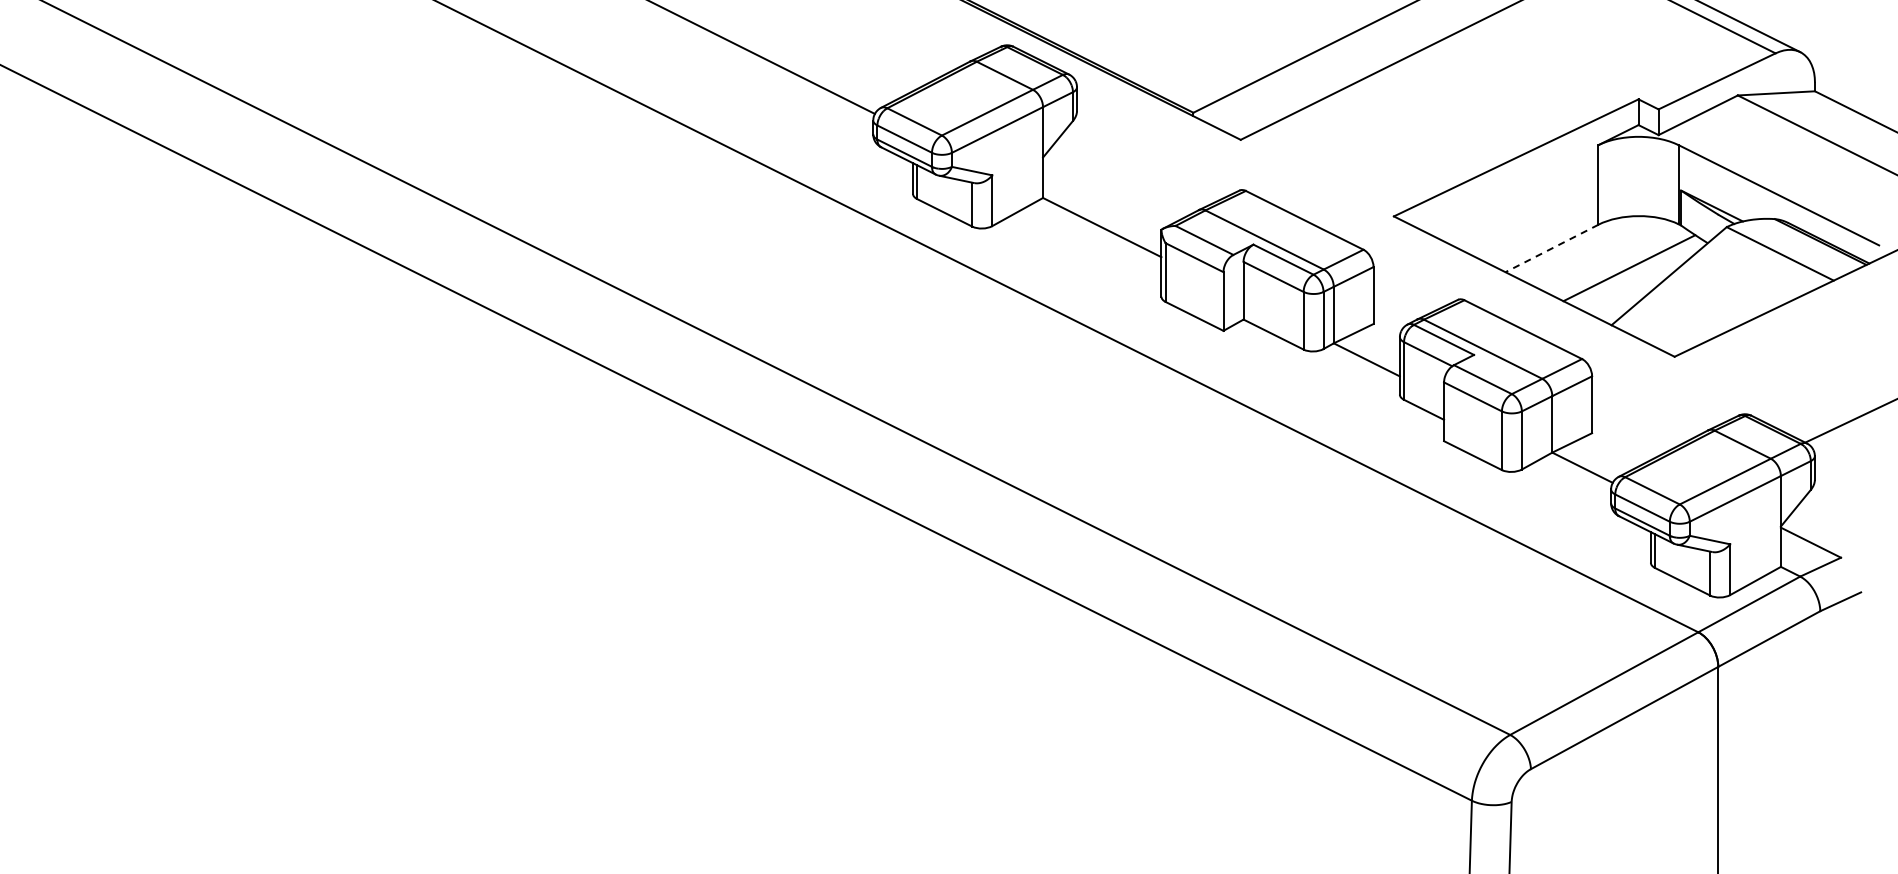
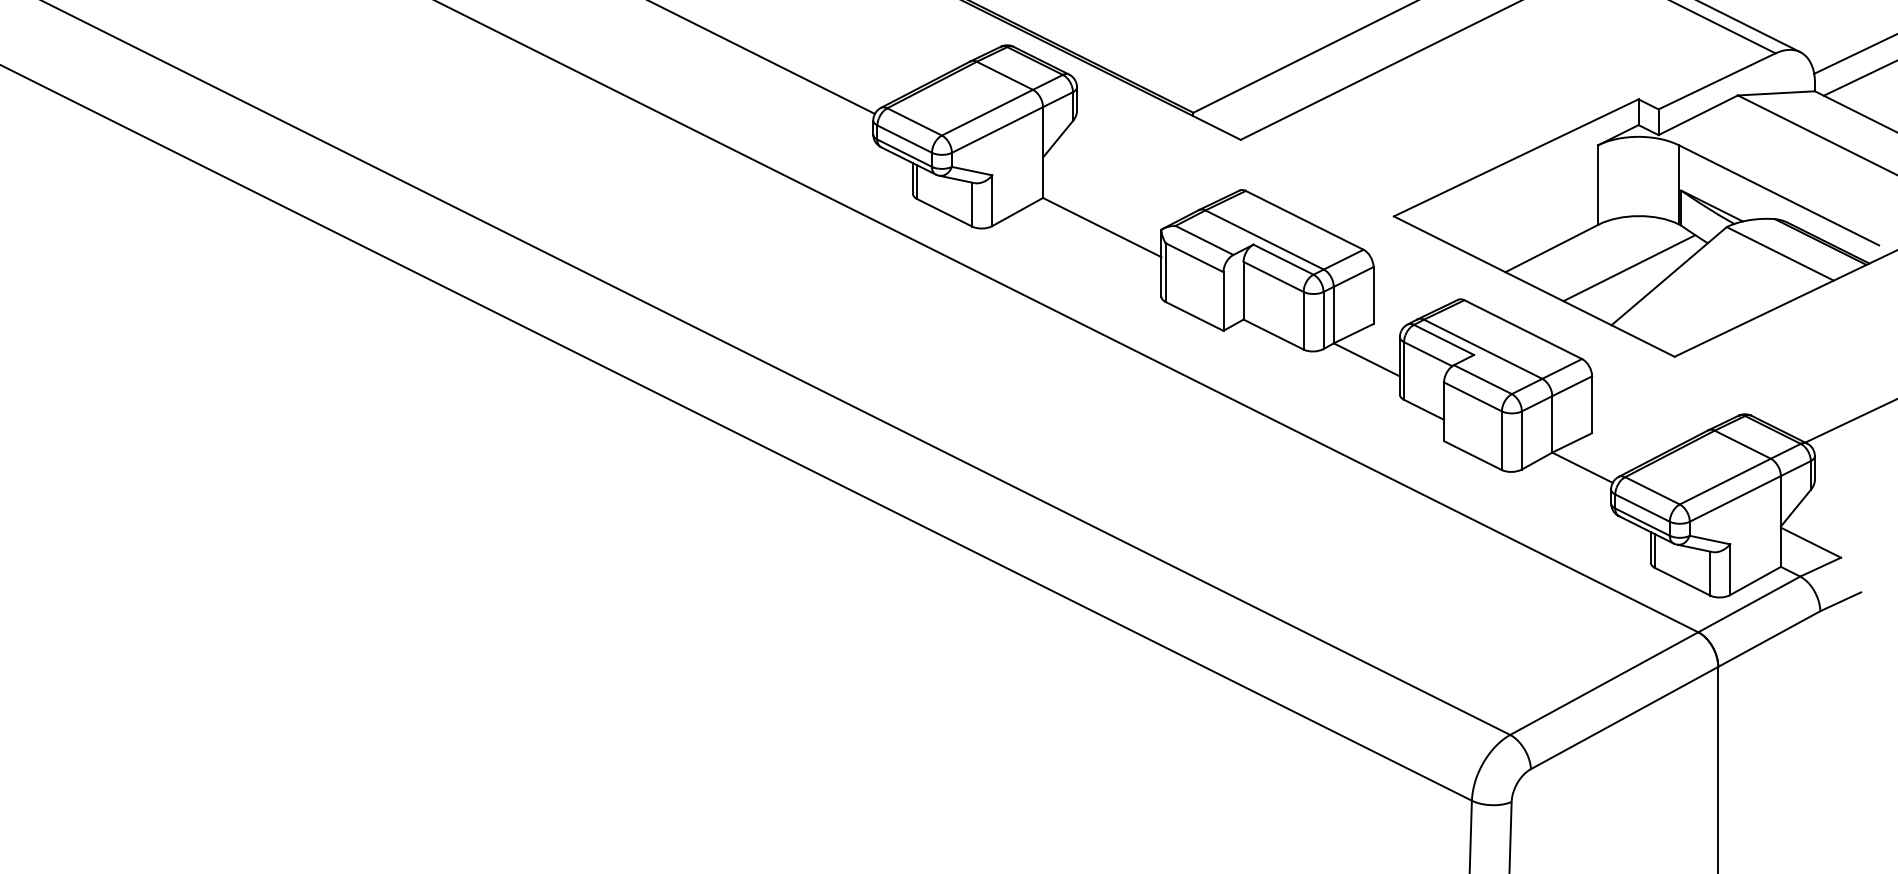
line: none -> present (1854, 54)
line: none -> present (1858, 78)
line: dashed -> solid (1551, 248)
